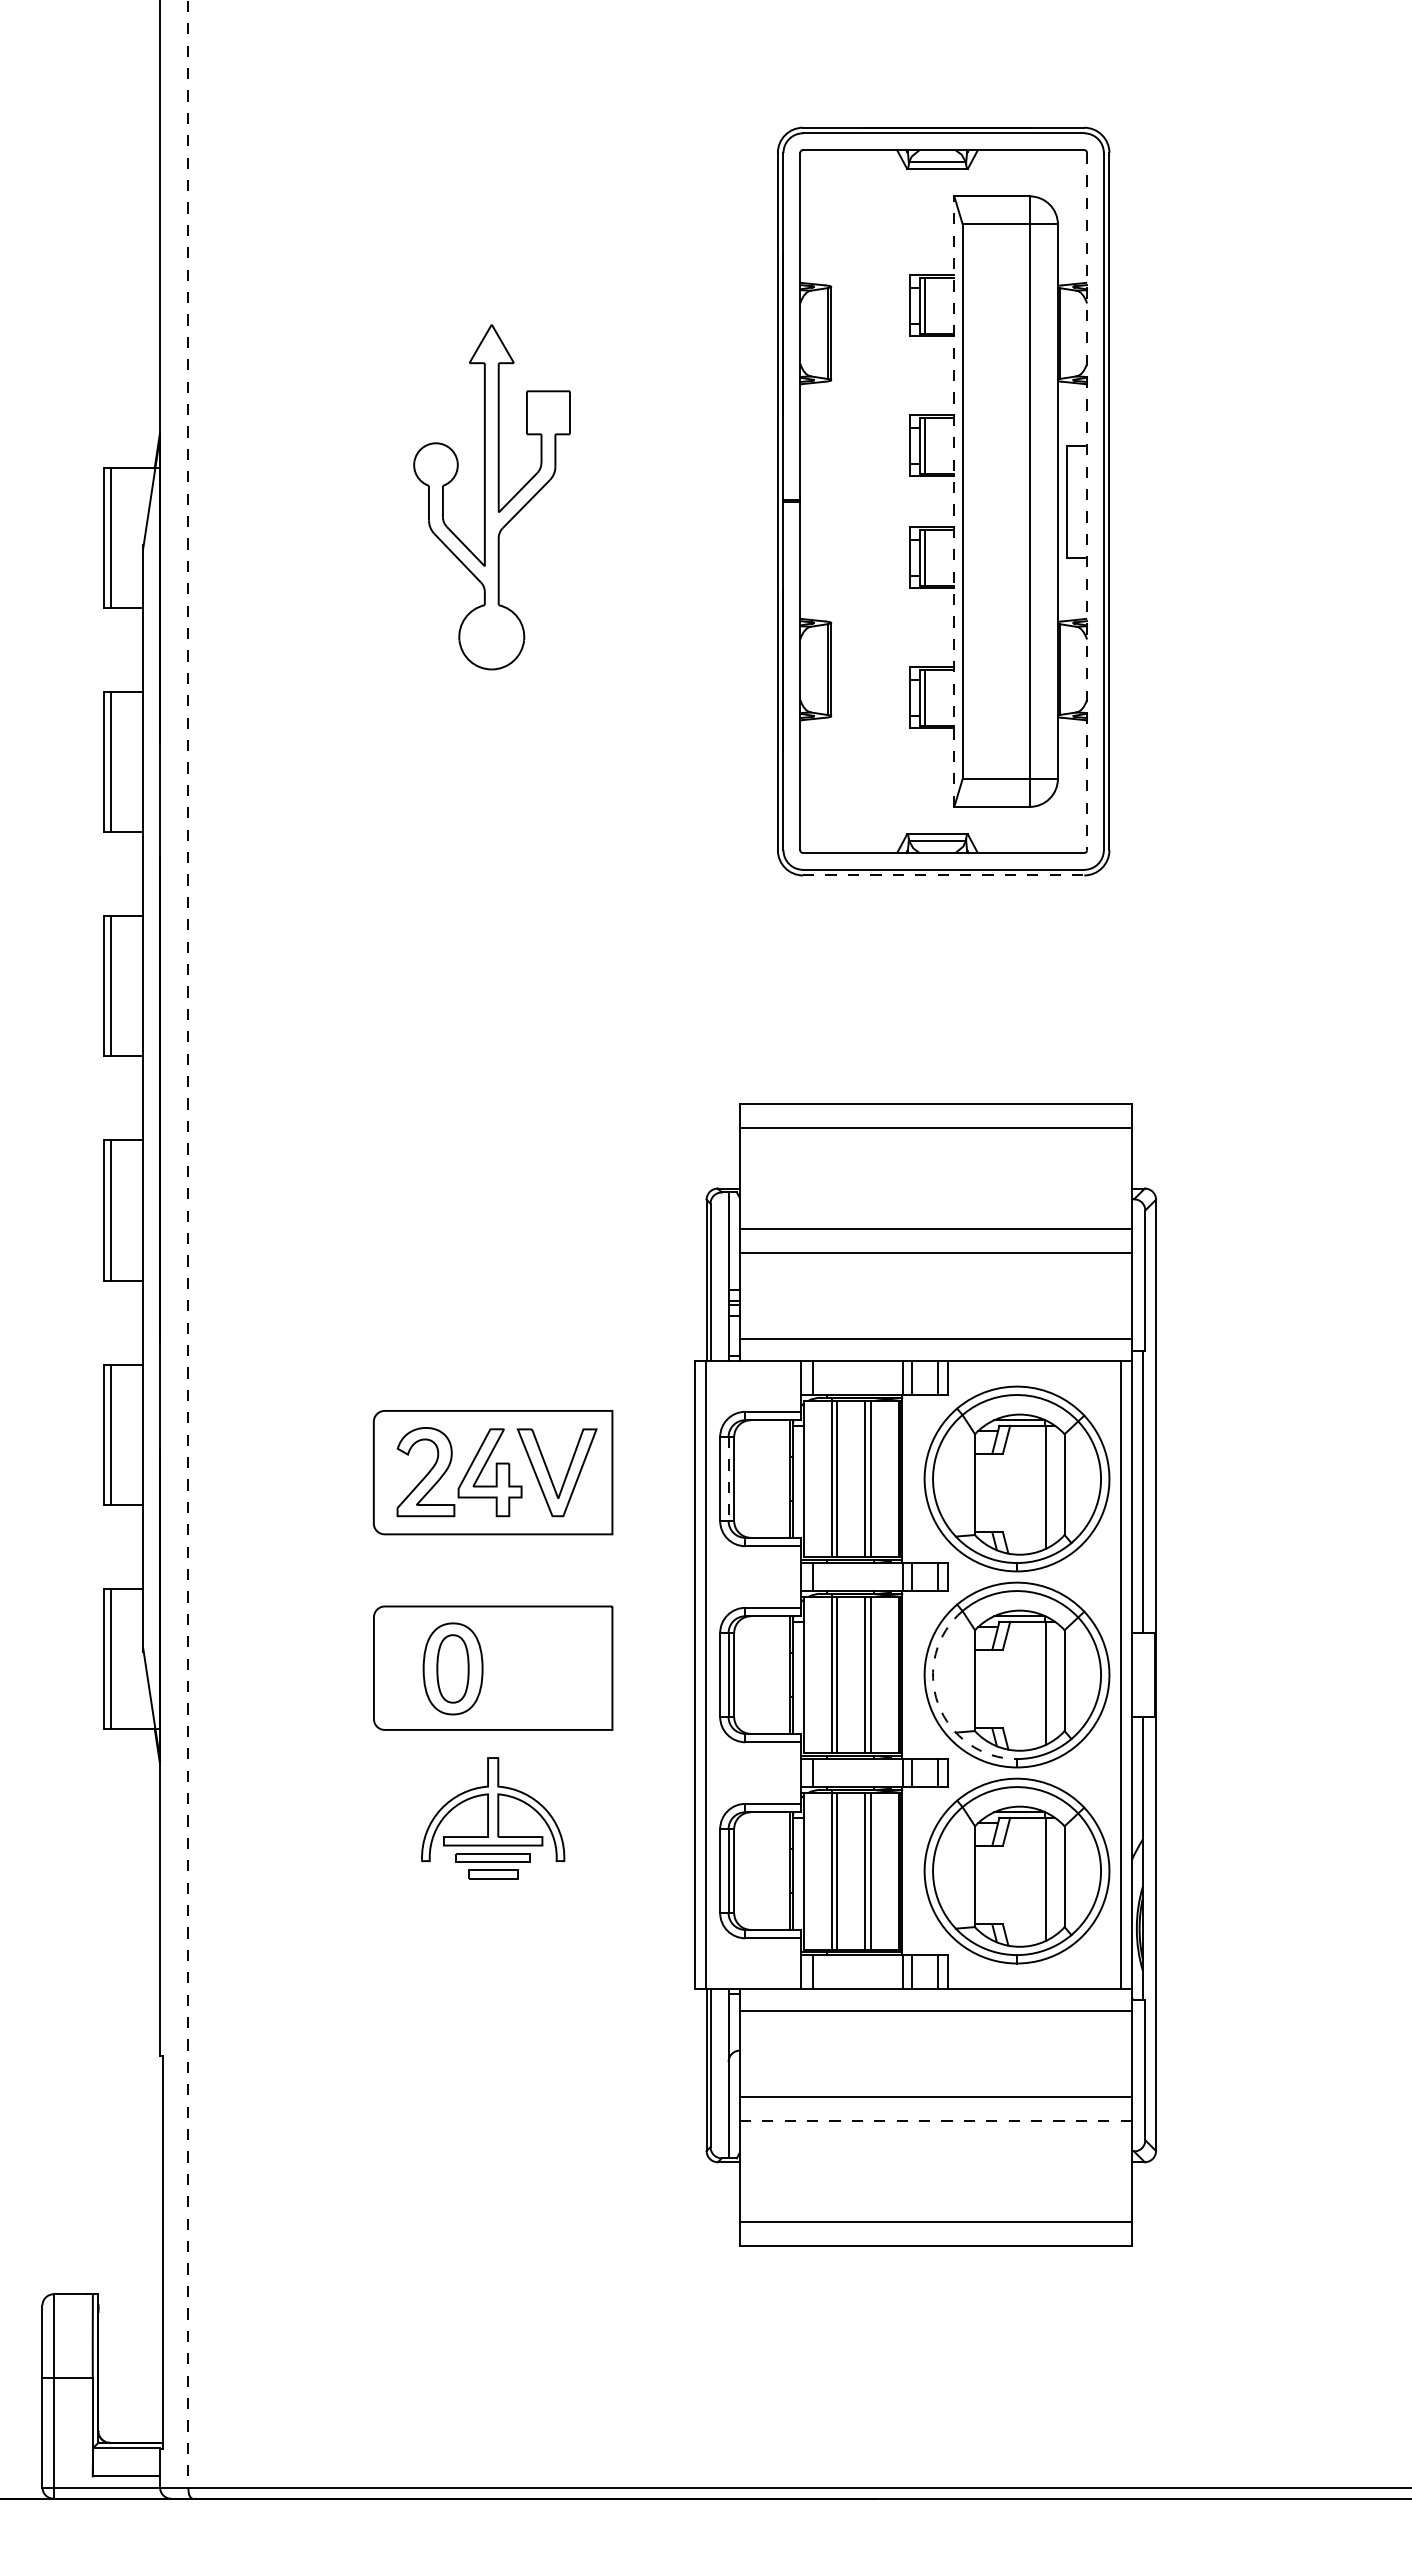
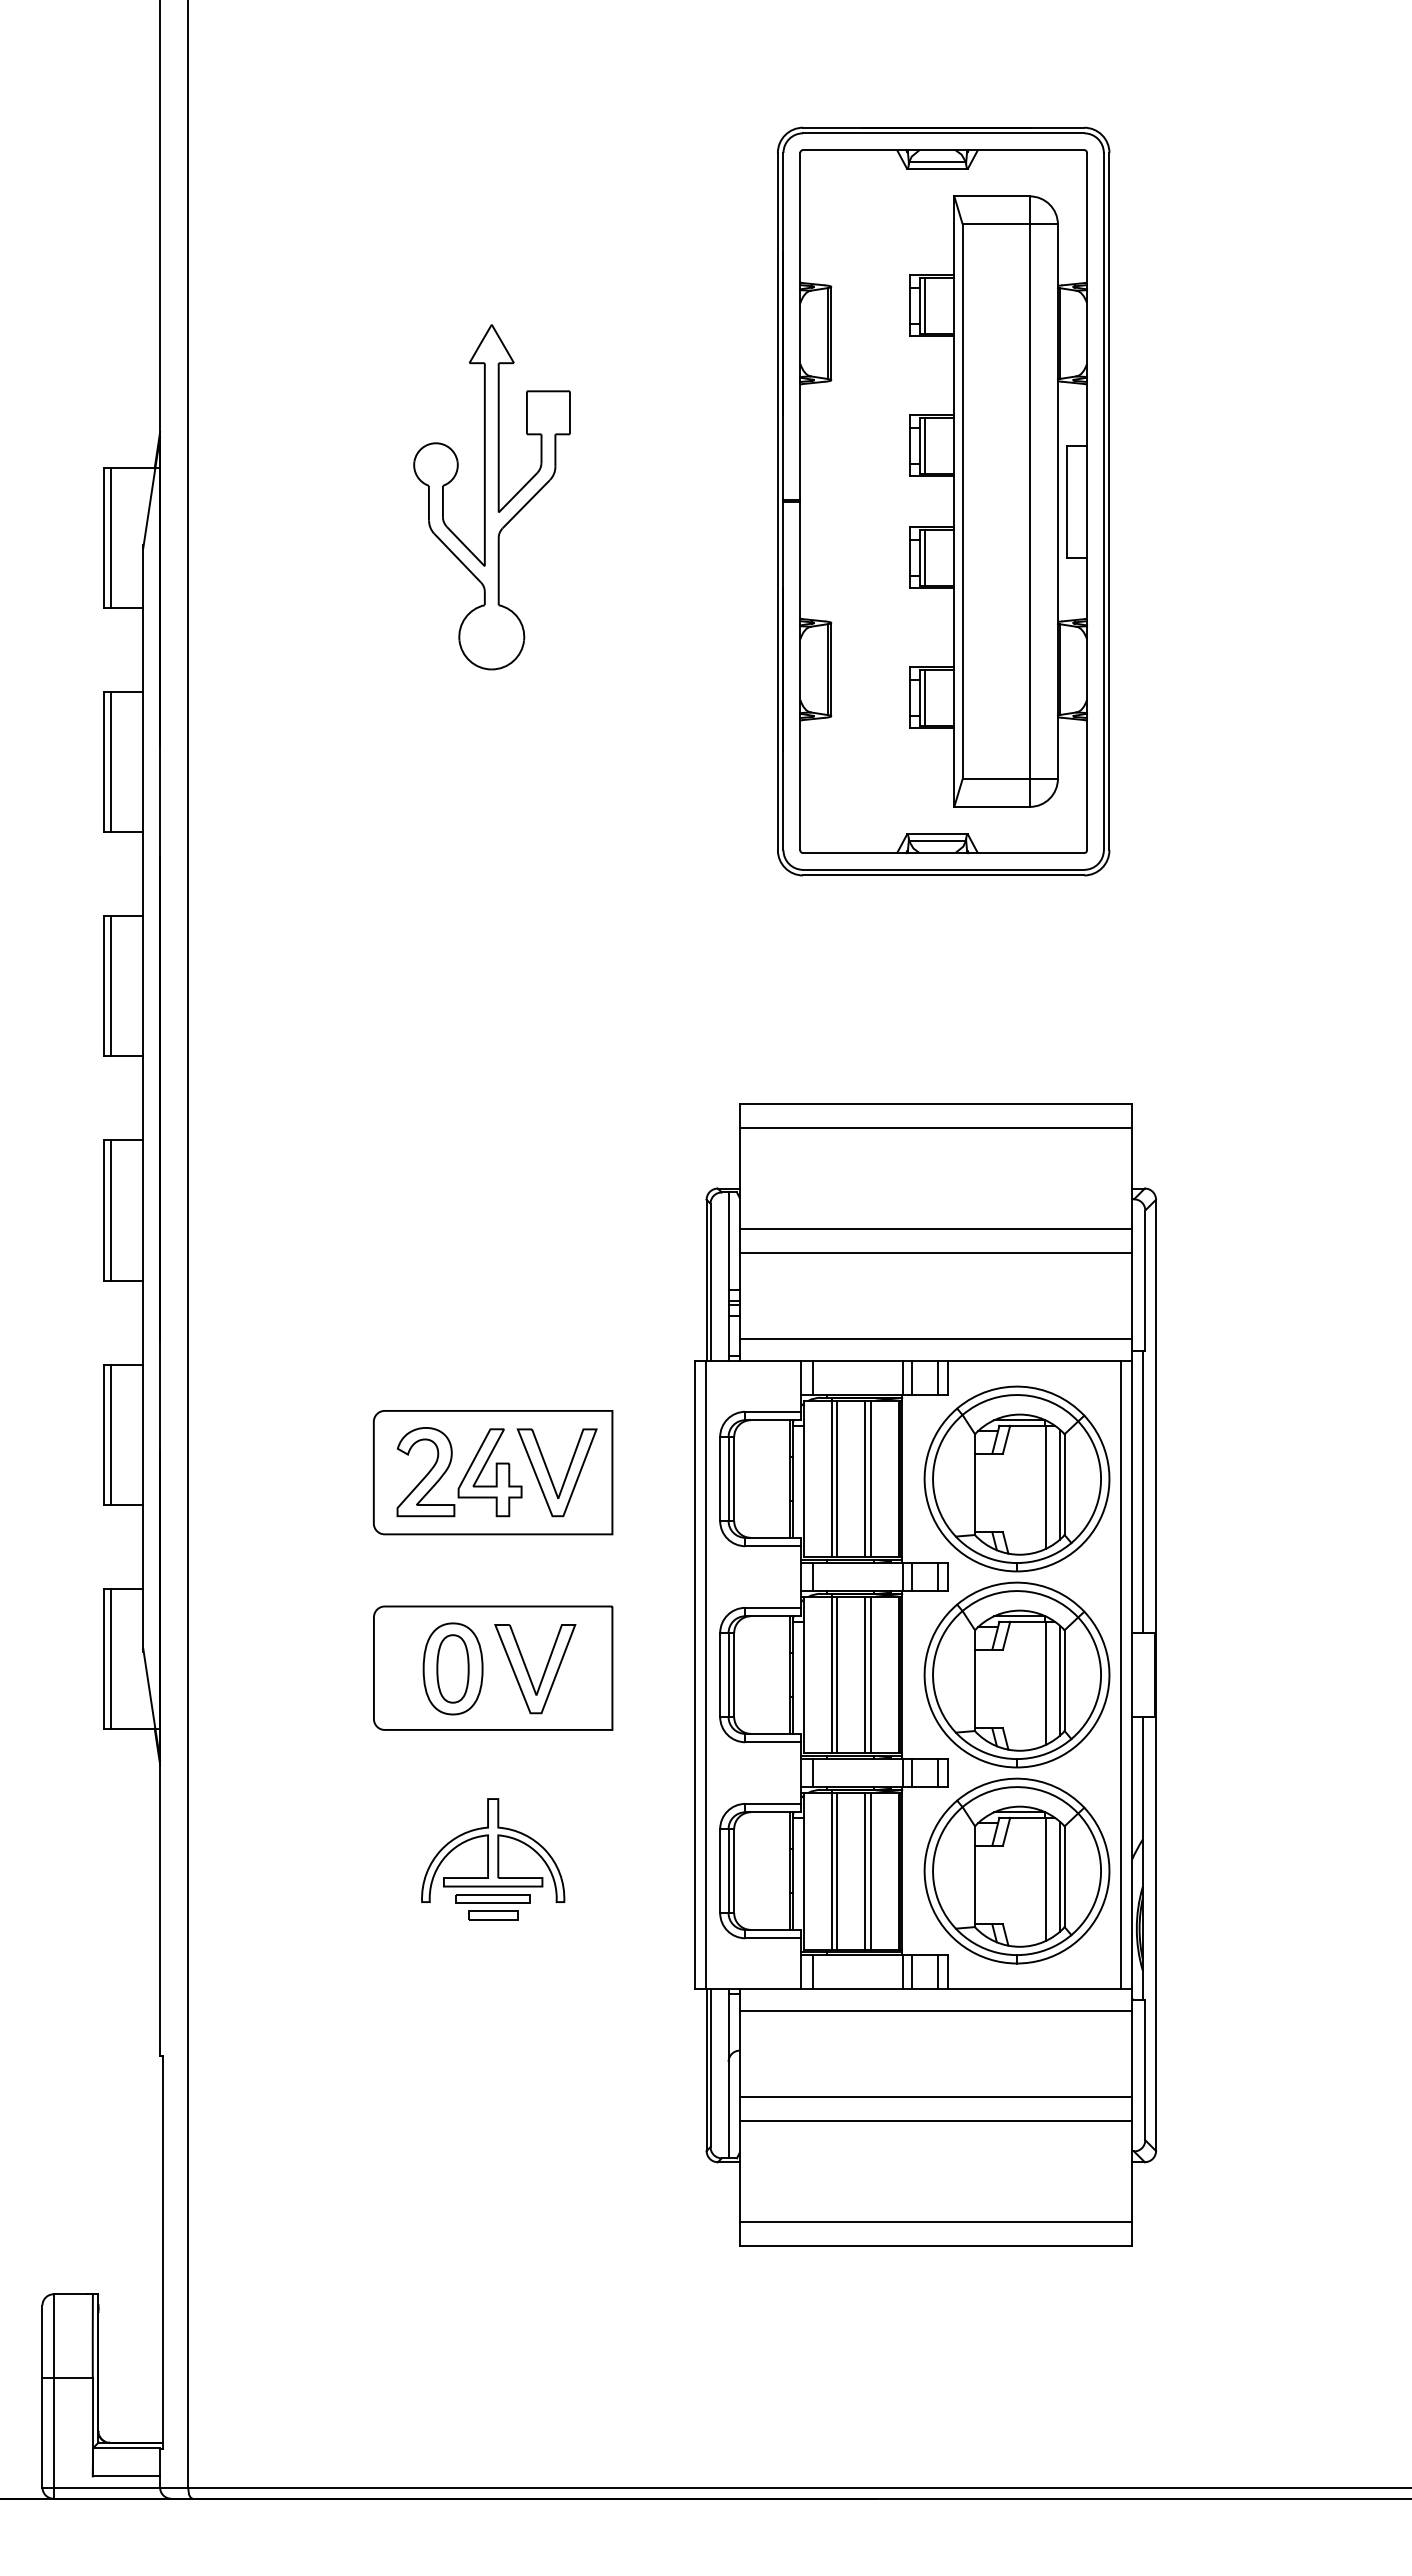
line: dashed -> solid (954, 501)
line: dashed -> solid (1087, 501)
line: dashed -> solid (943, 875)
line: dashed -> solid (188, 1244)
line: dashed -> solid (728, 1479)
line: none -> present (1059, 1484)
part: none -> present (529, 1673)
line: none -> present (1059, 1680)
arc: dashed -> solid (938, 1704)
part position: (493, 1818) -> (493, 1859) (493, 1859)
line: none -> present (1059, 1876)
line: dashed -> solid (936, 2120)
